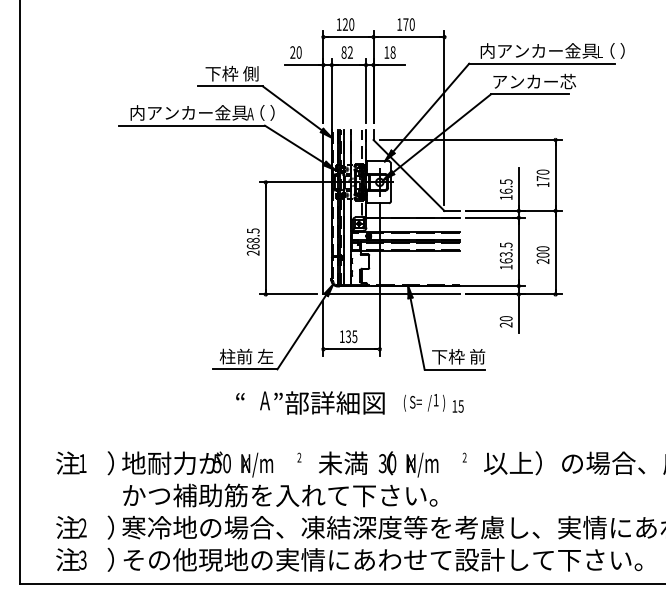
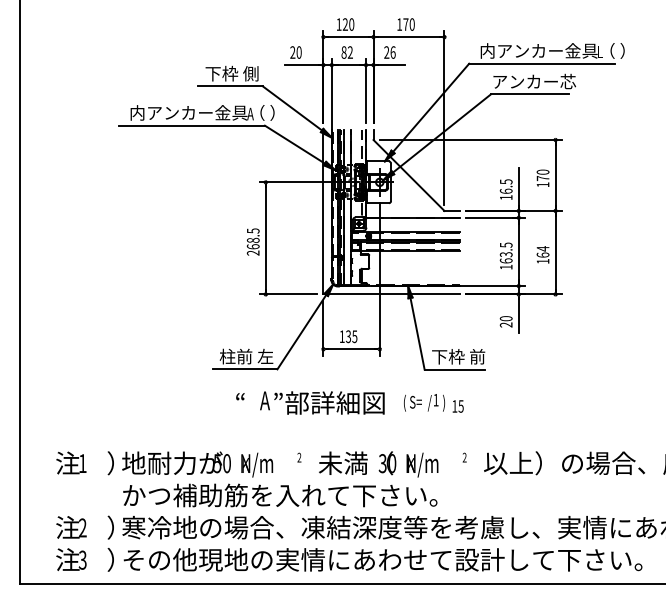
text: 18 -> 26 (389, 52)
text: 200 -> 164 (542, 254)
